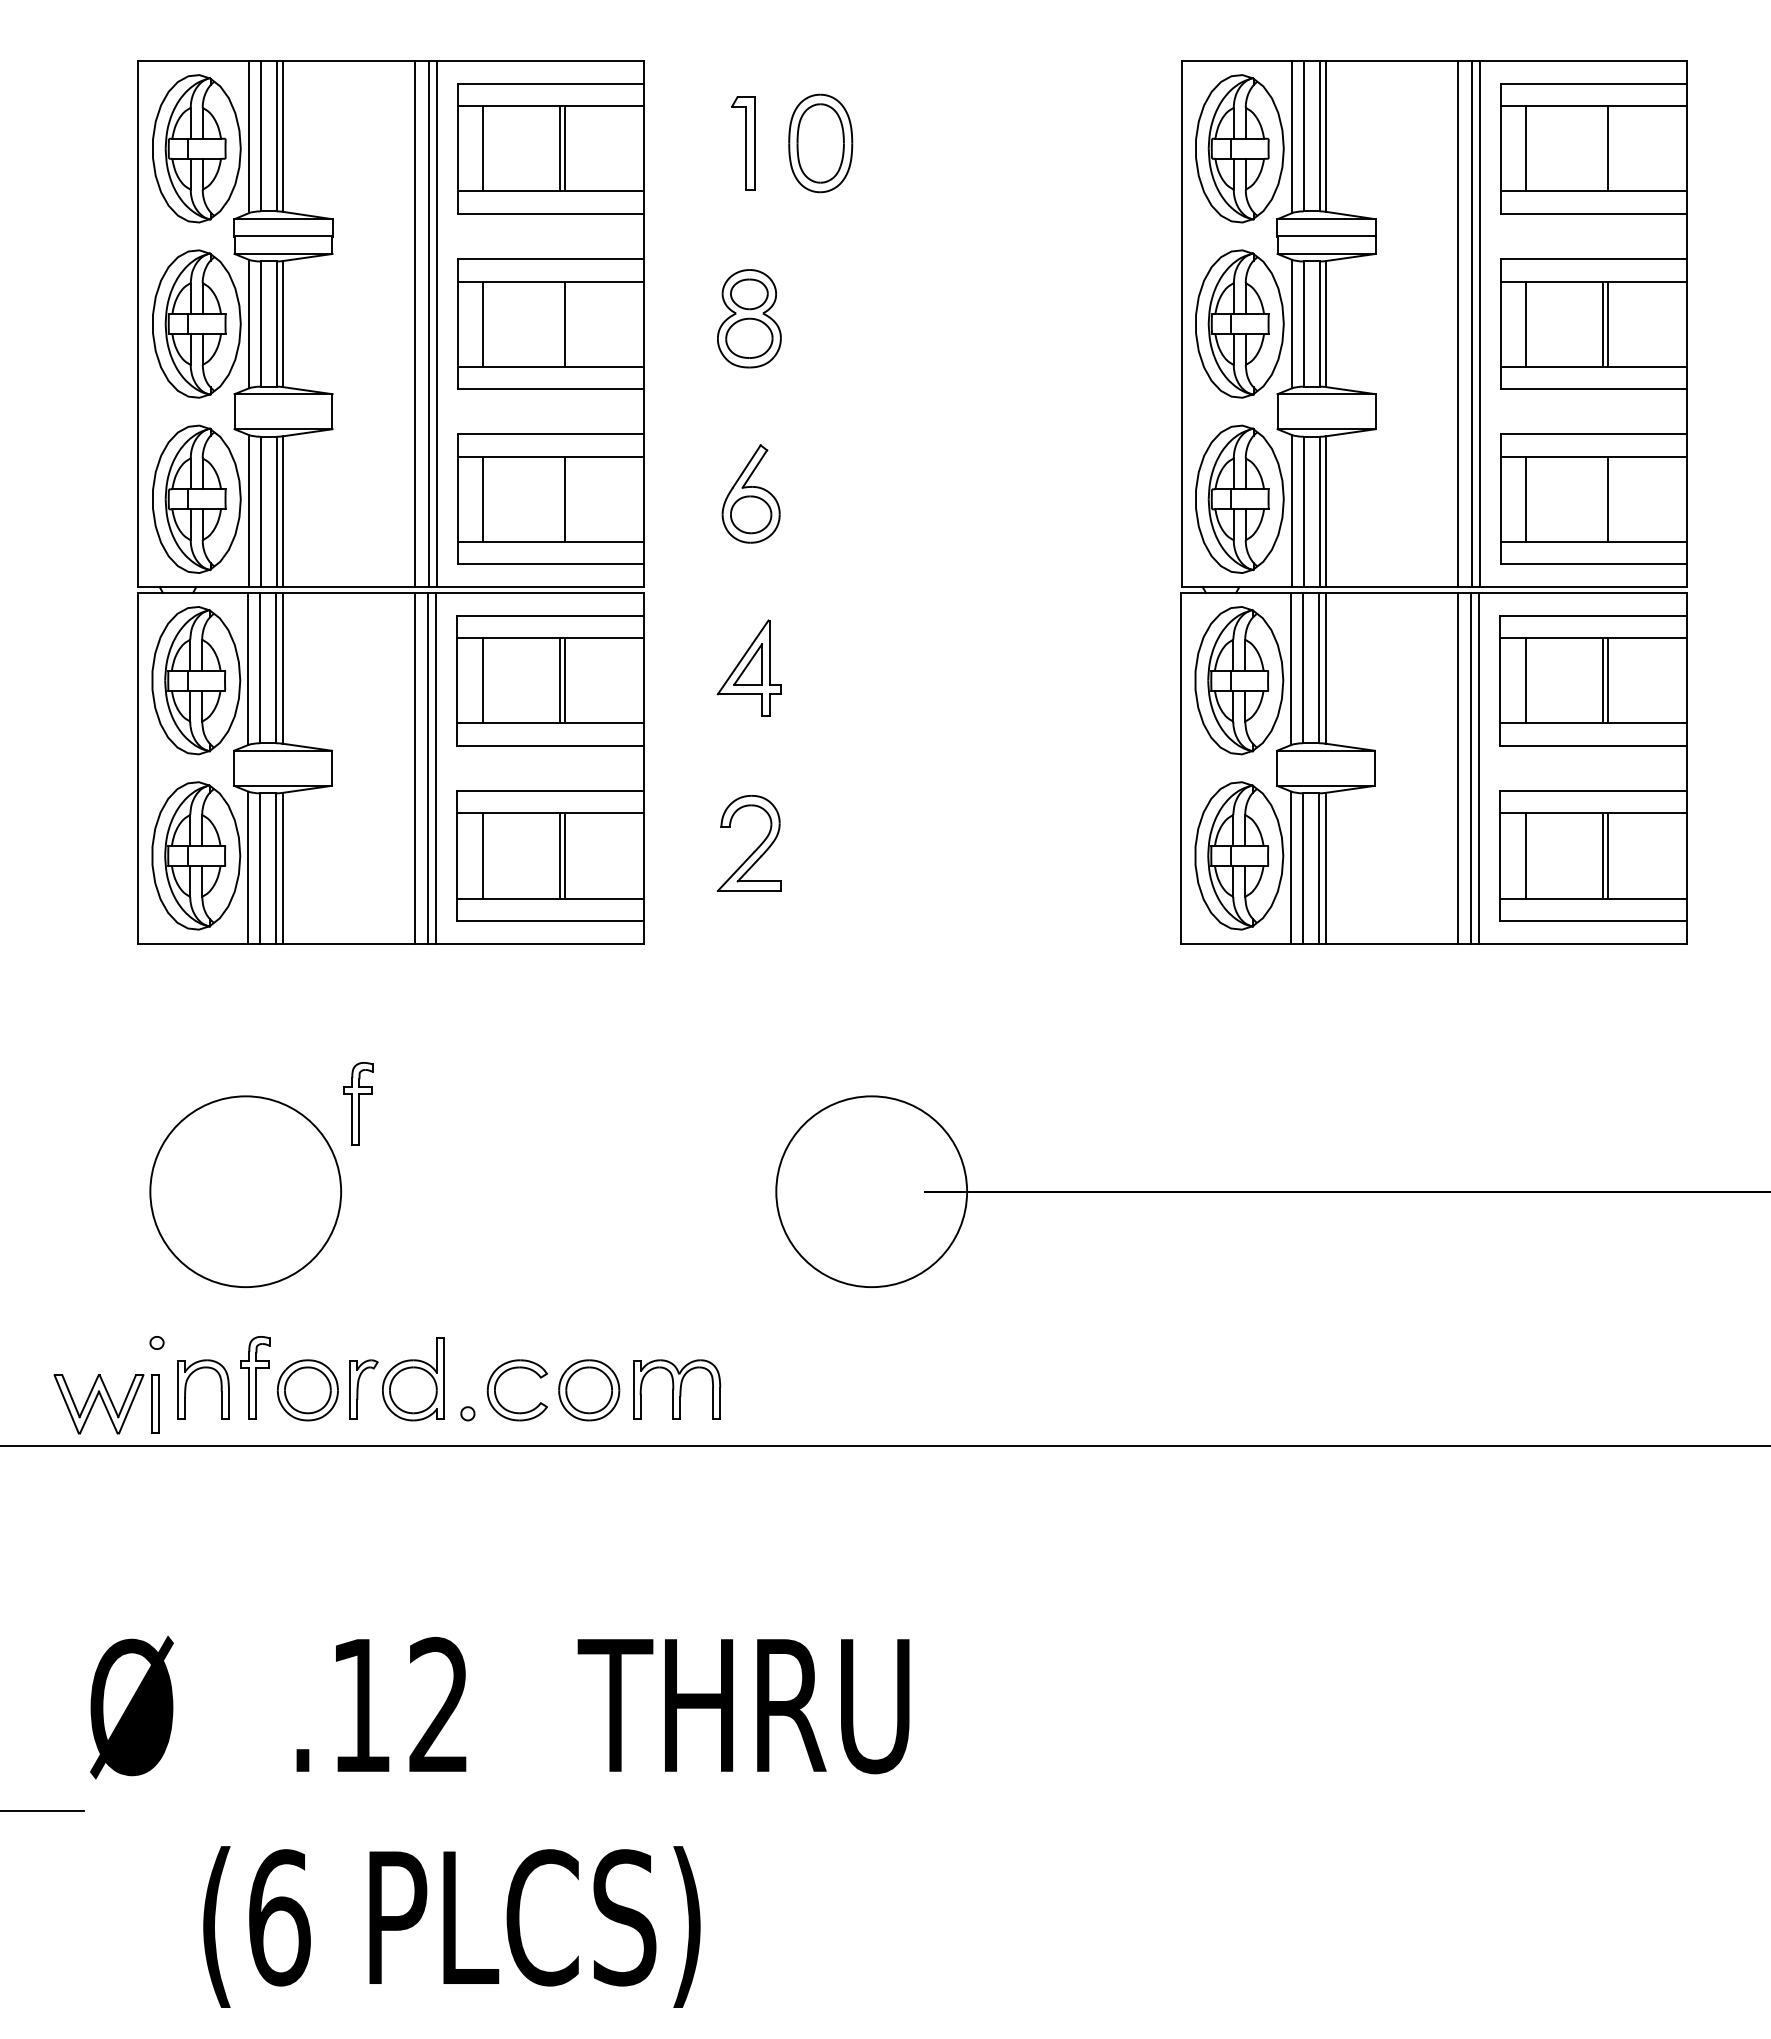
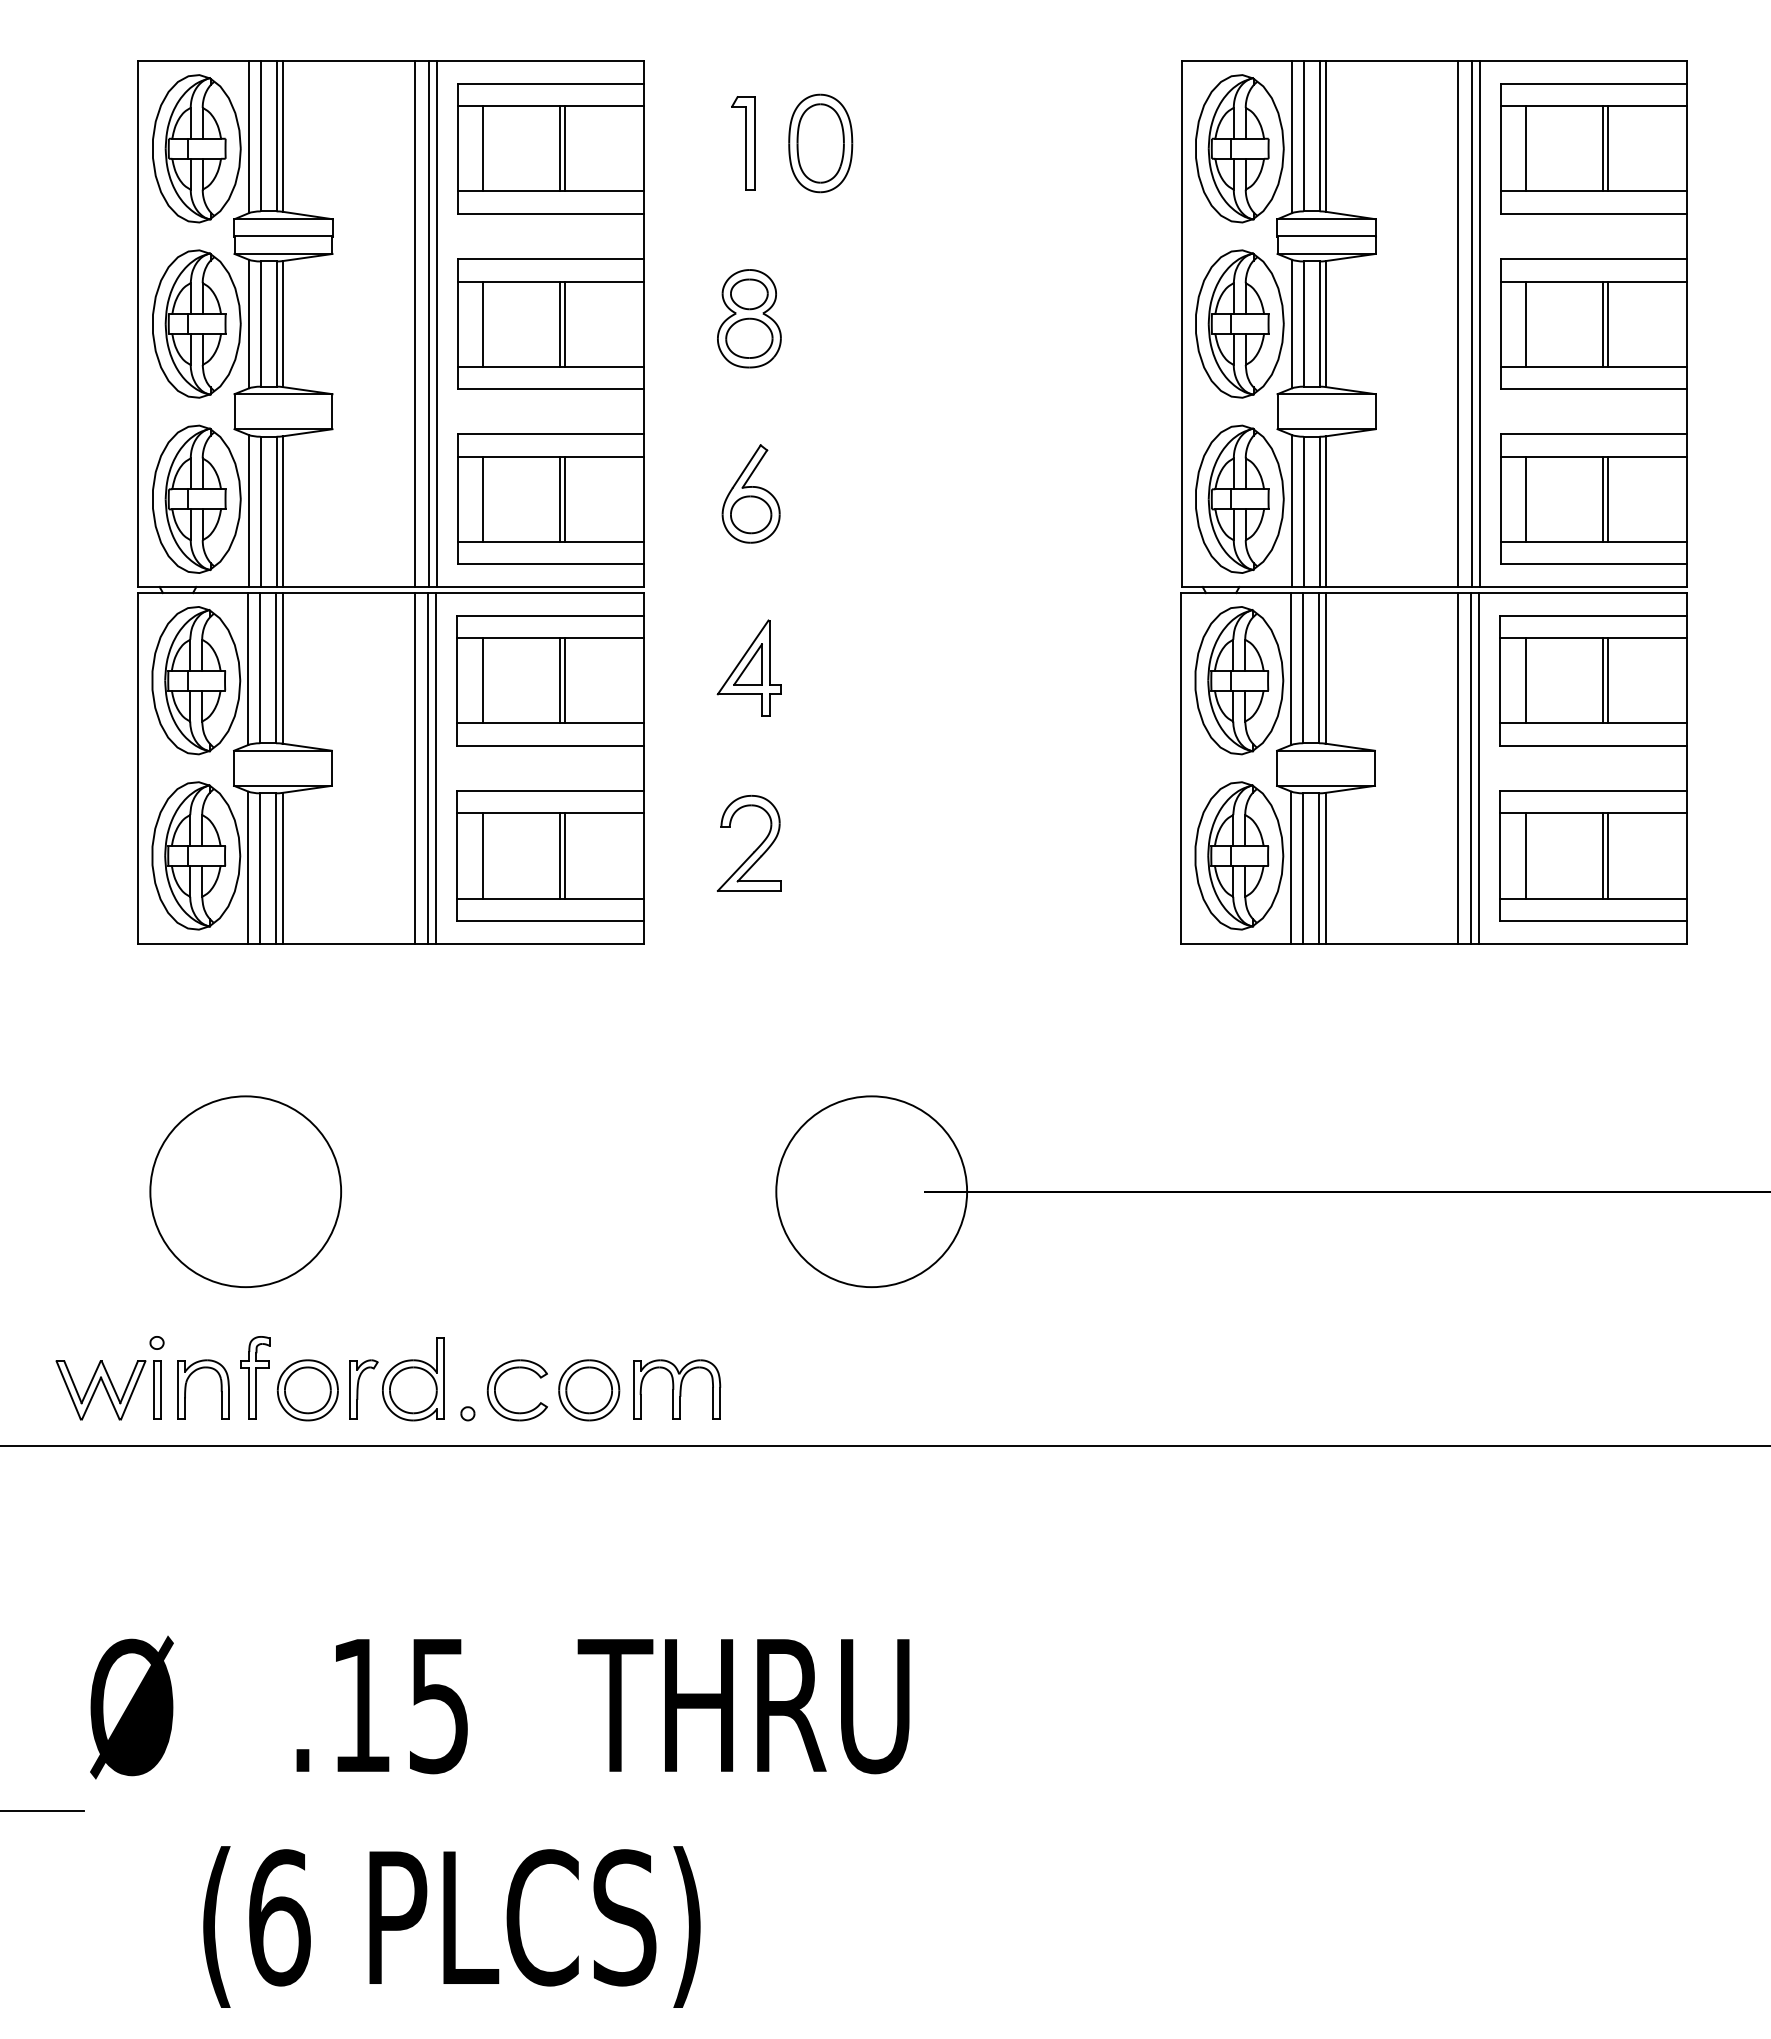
line: none -> present (1603, 148)
line: none -> present (560, 323)
line: none -> present (560, 498)
line: none -> present (1603, 498)
part: present -> none (358, 1103)
part position: (106, 1404) -> (108, 1390) (108, 1390)
text: .12 -> .15 (438, 1705)
